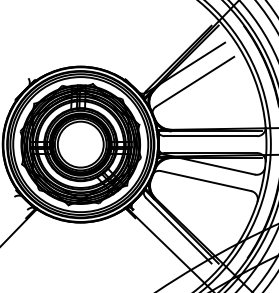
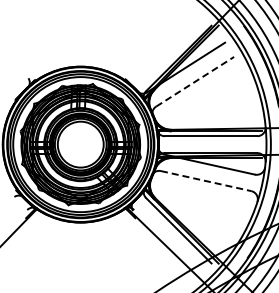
line: solid -> dashed (195, 81)
line: solid -> dashed (206, 181)
